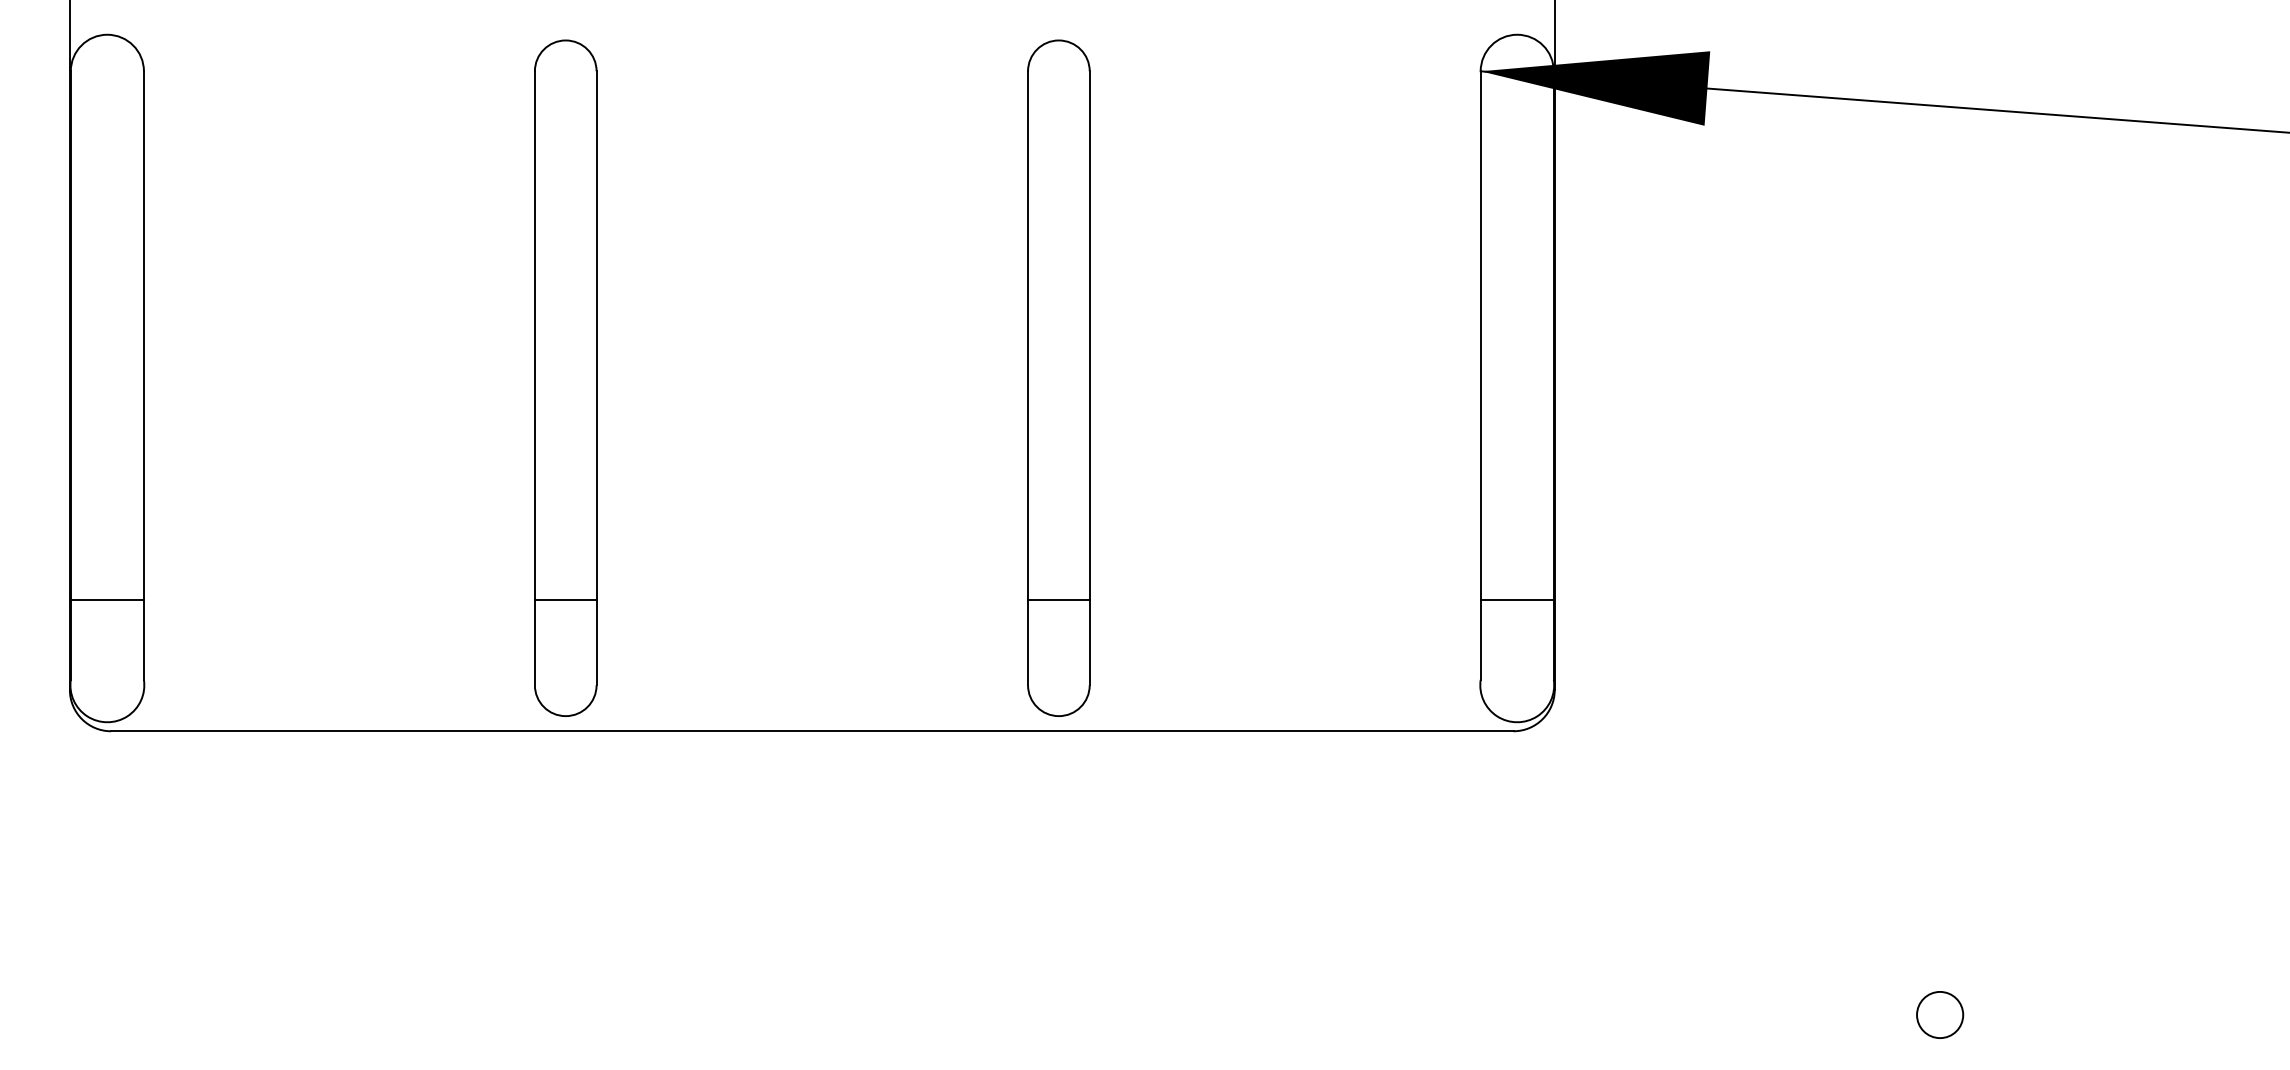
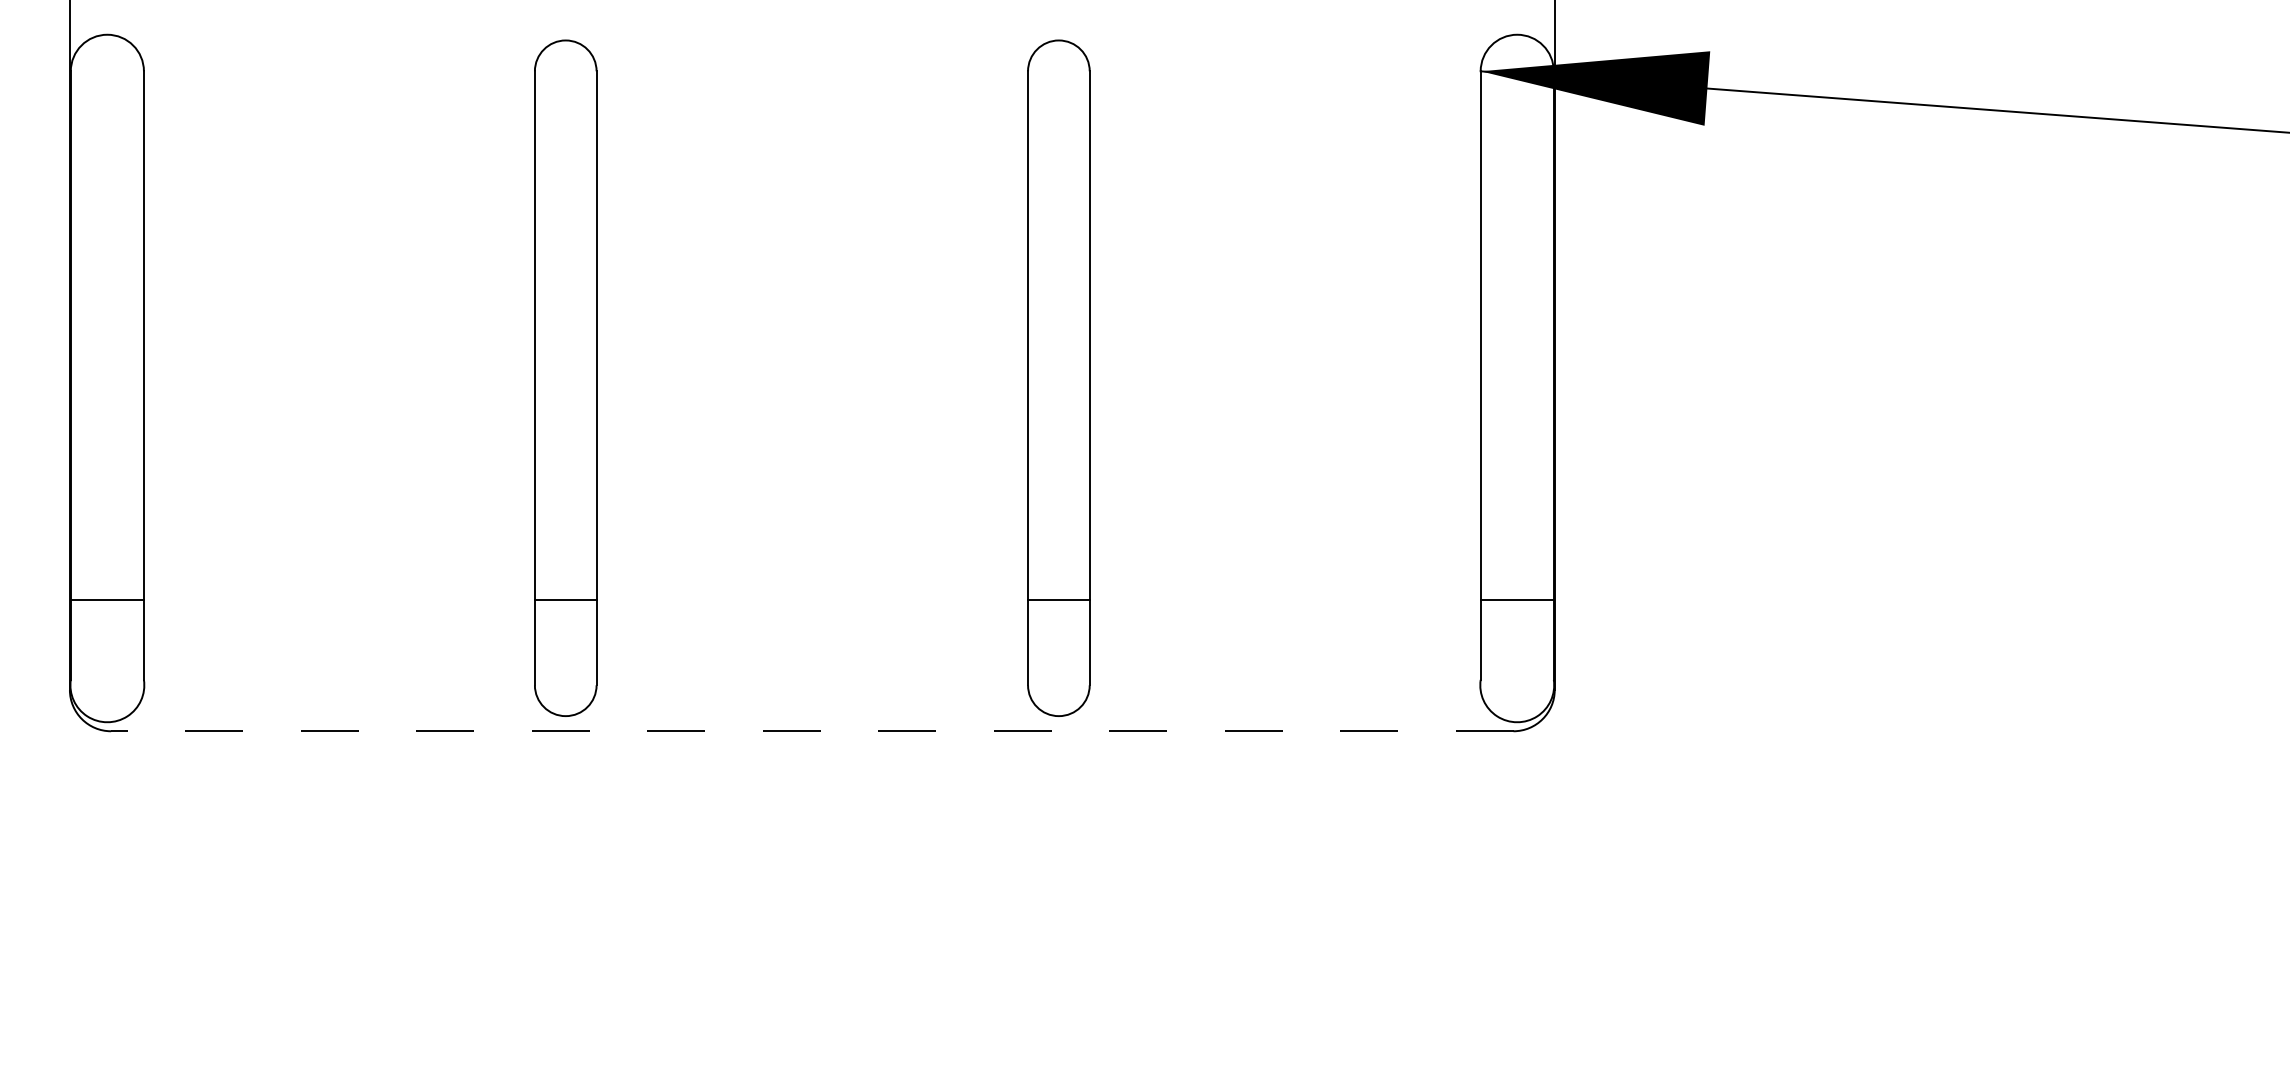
line: solid -> dashed (811, 731)
circle: present -> none (1940, 1014)
